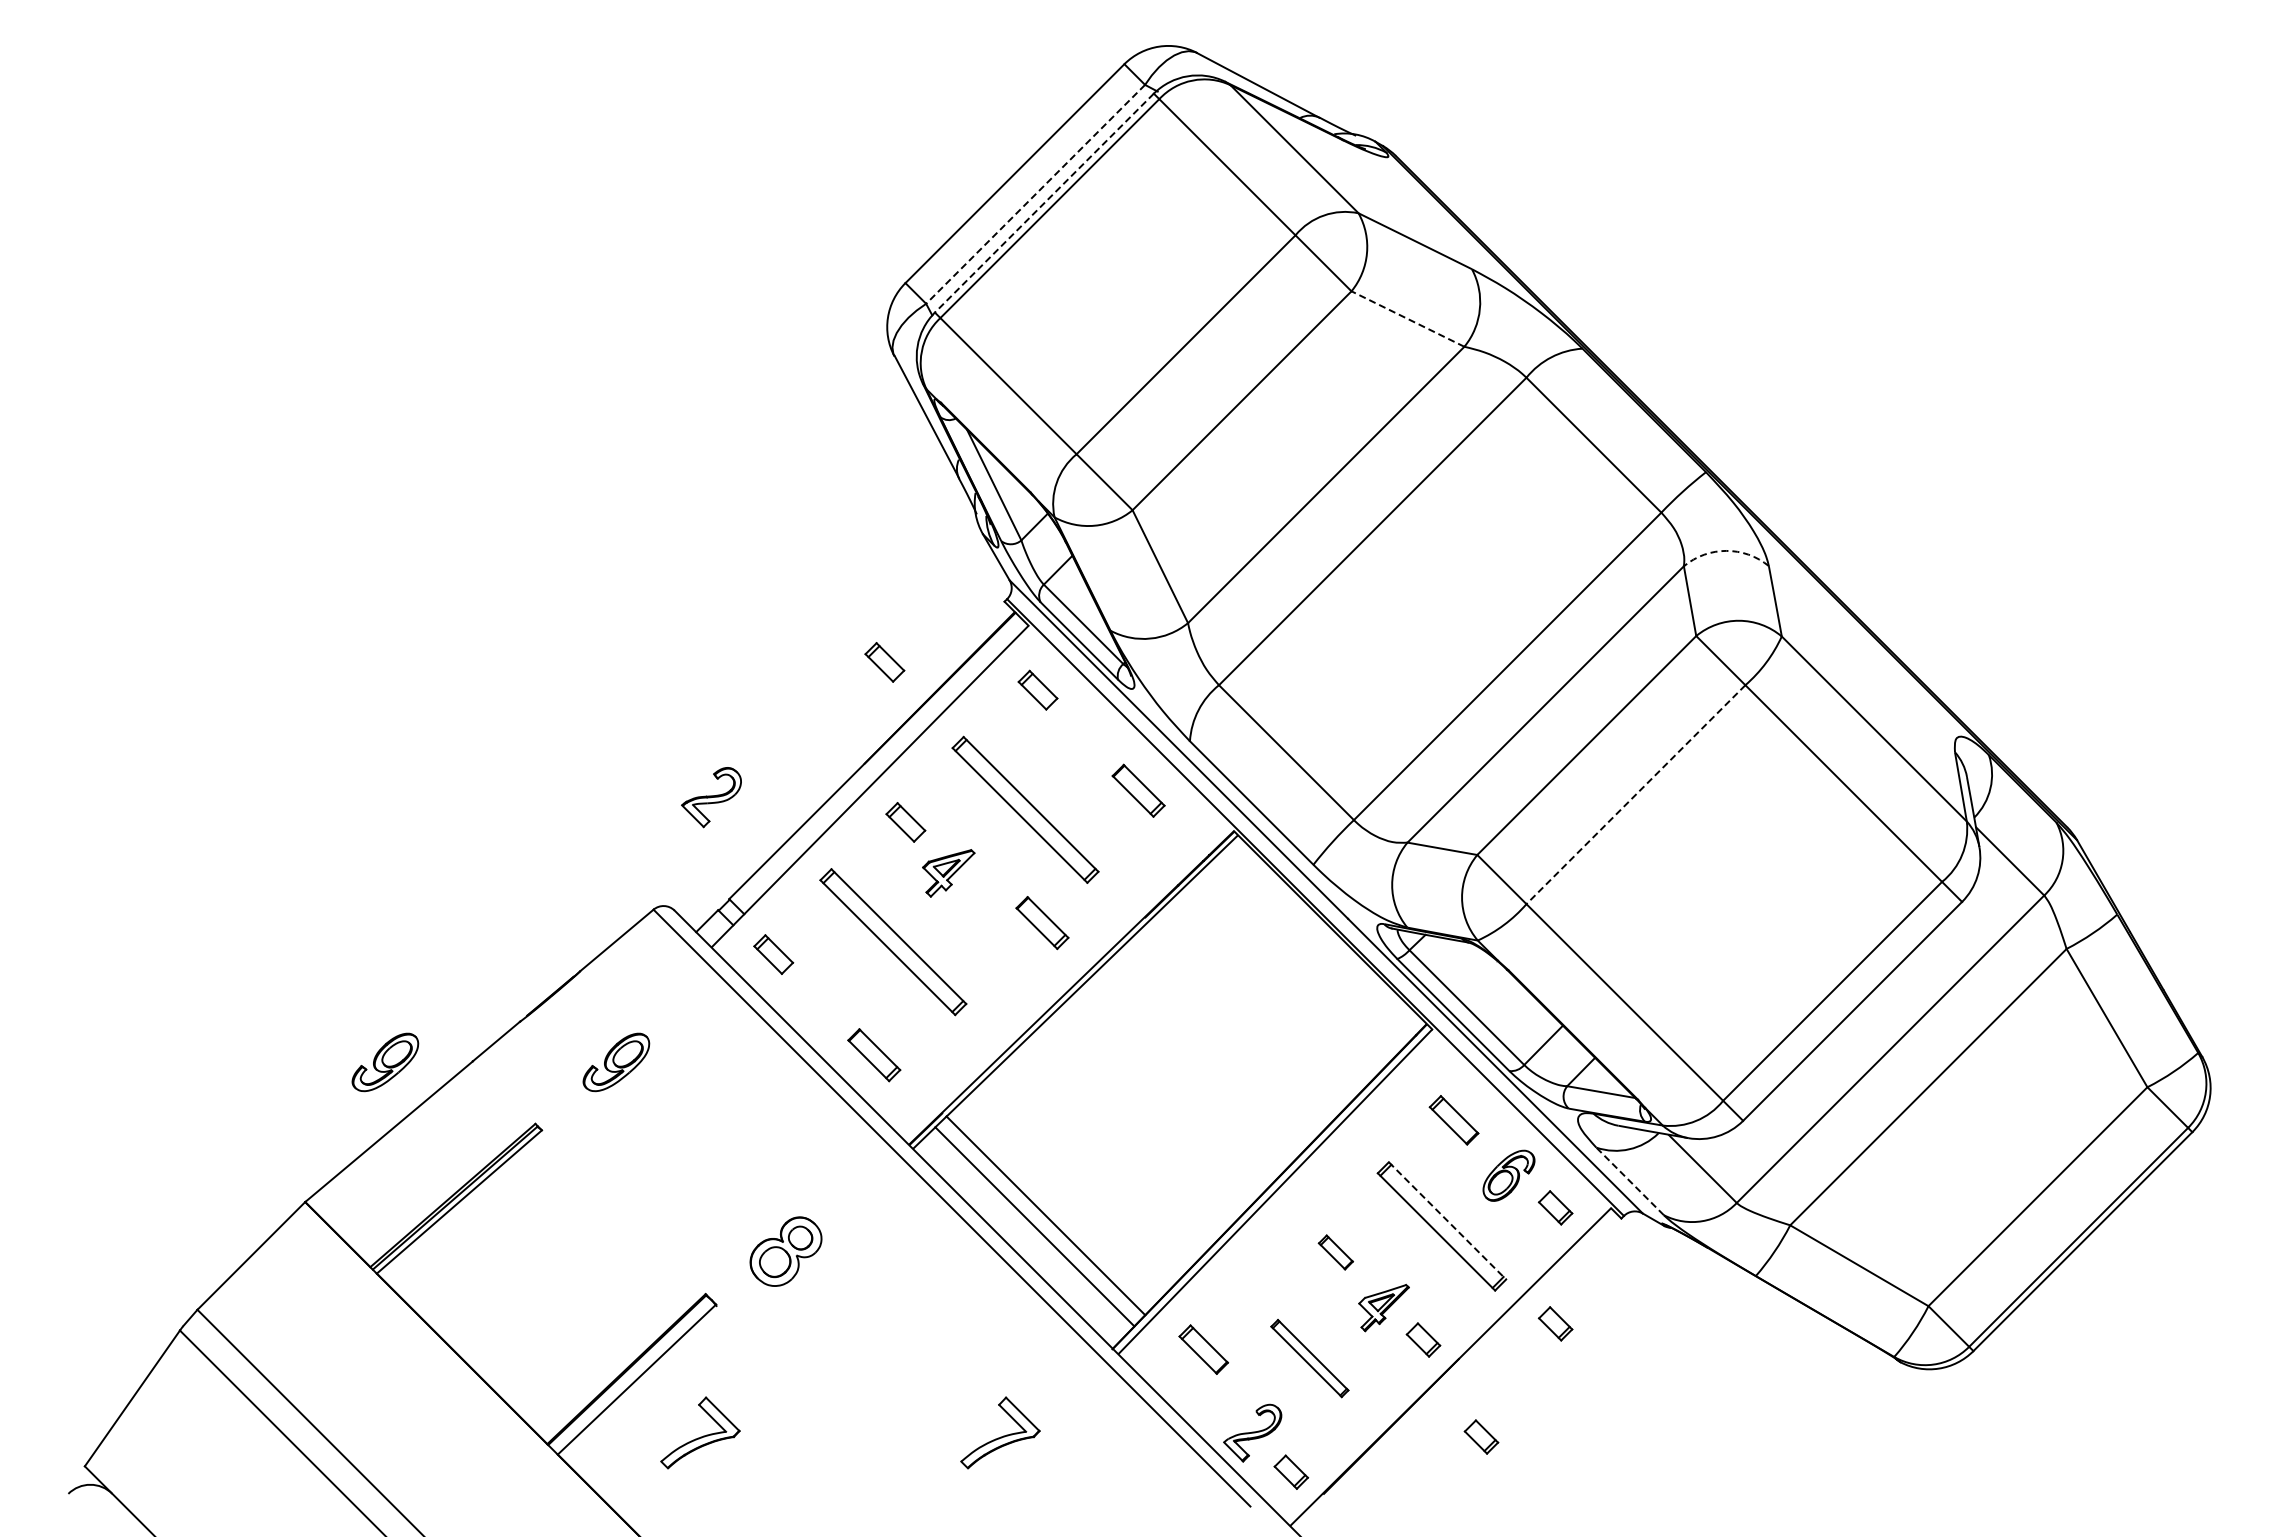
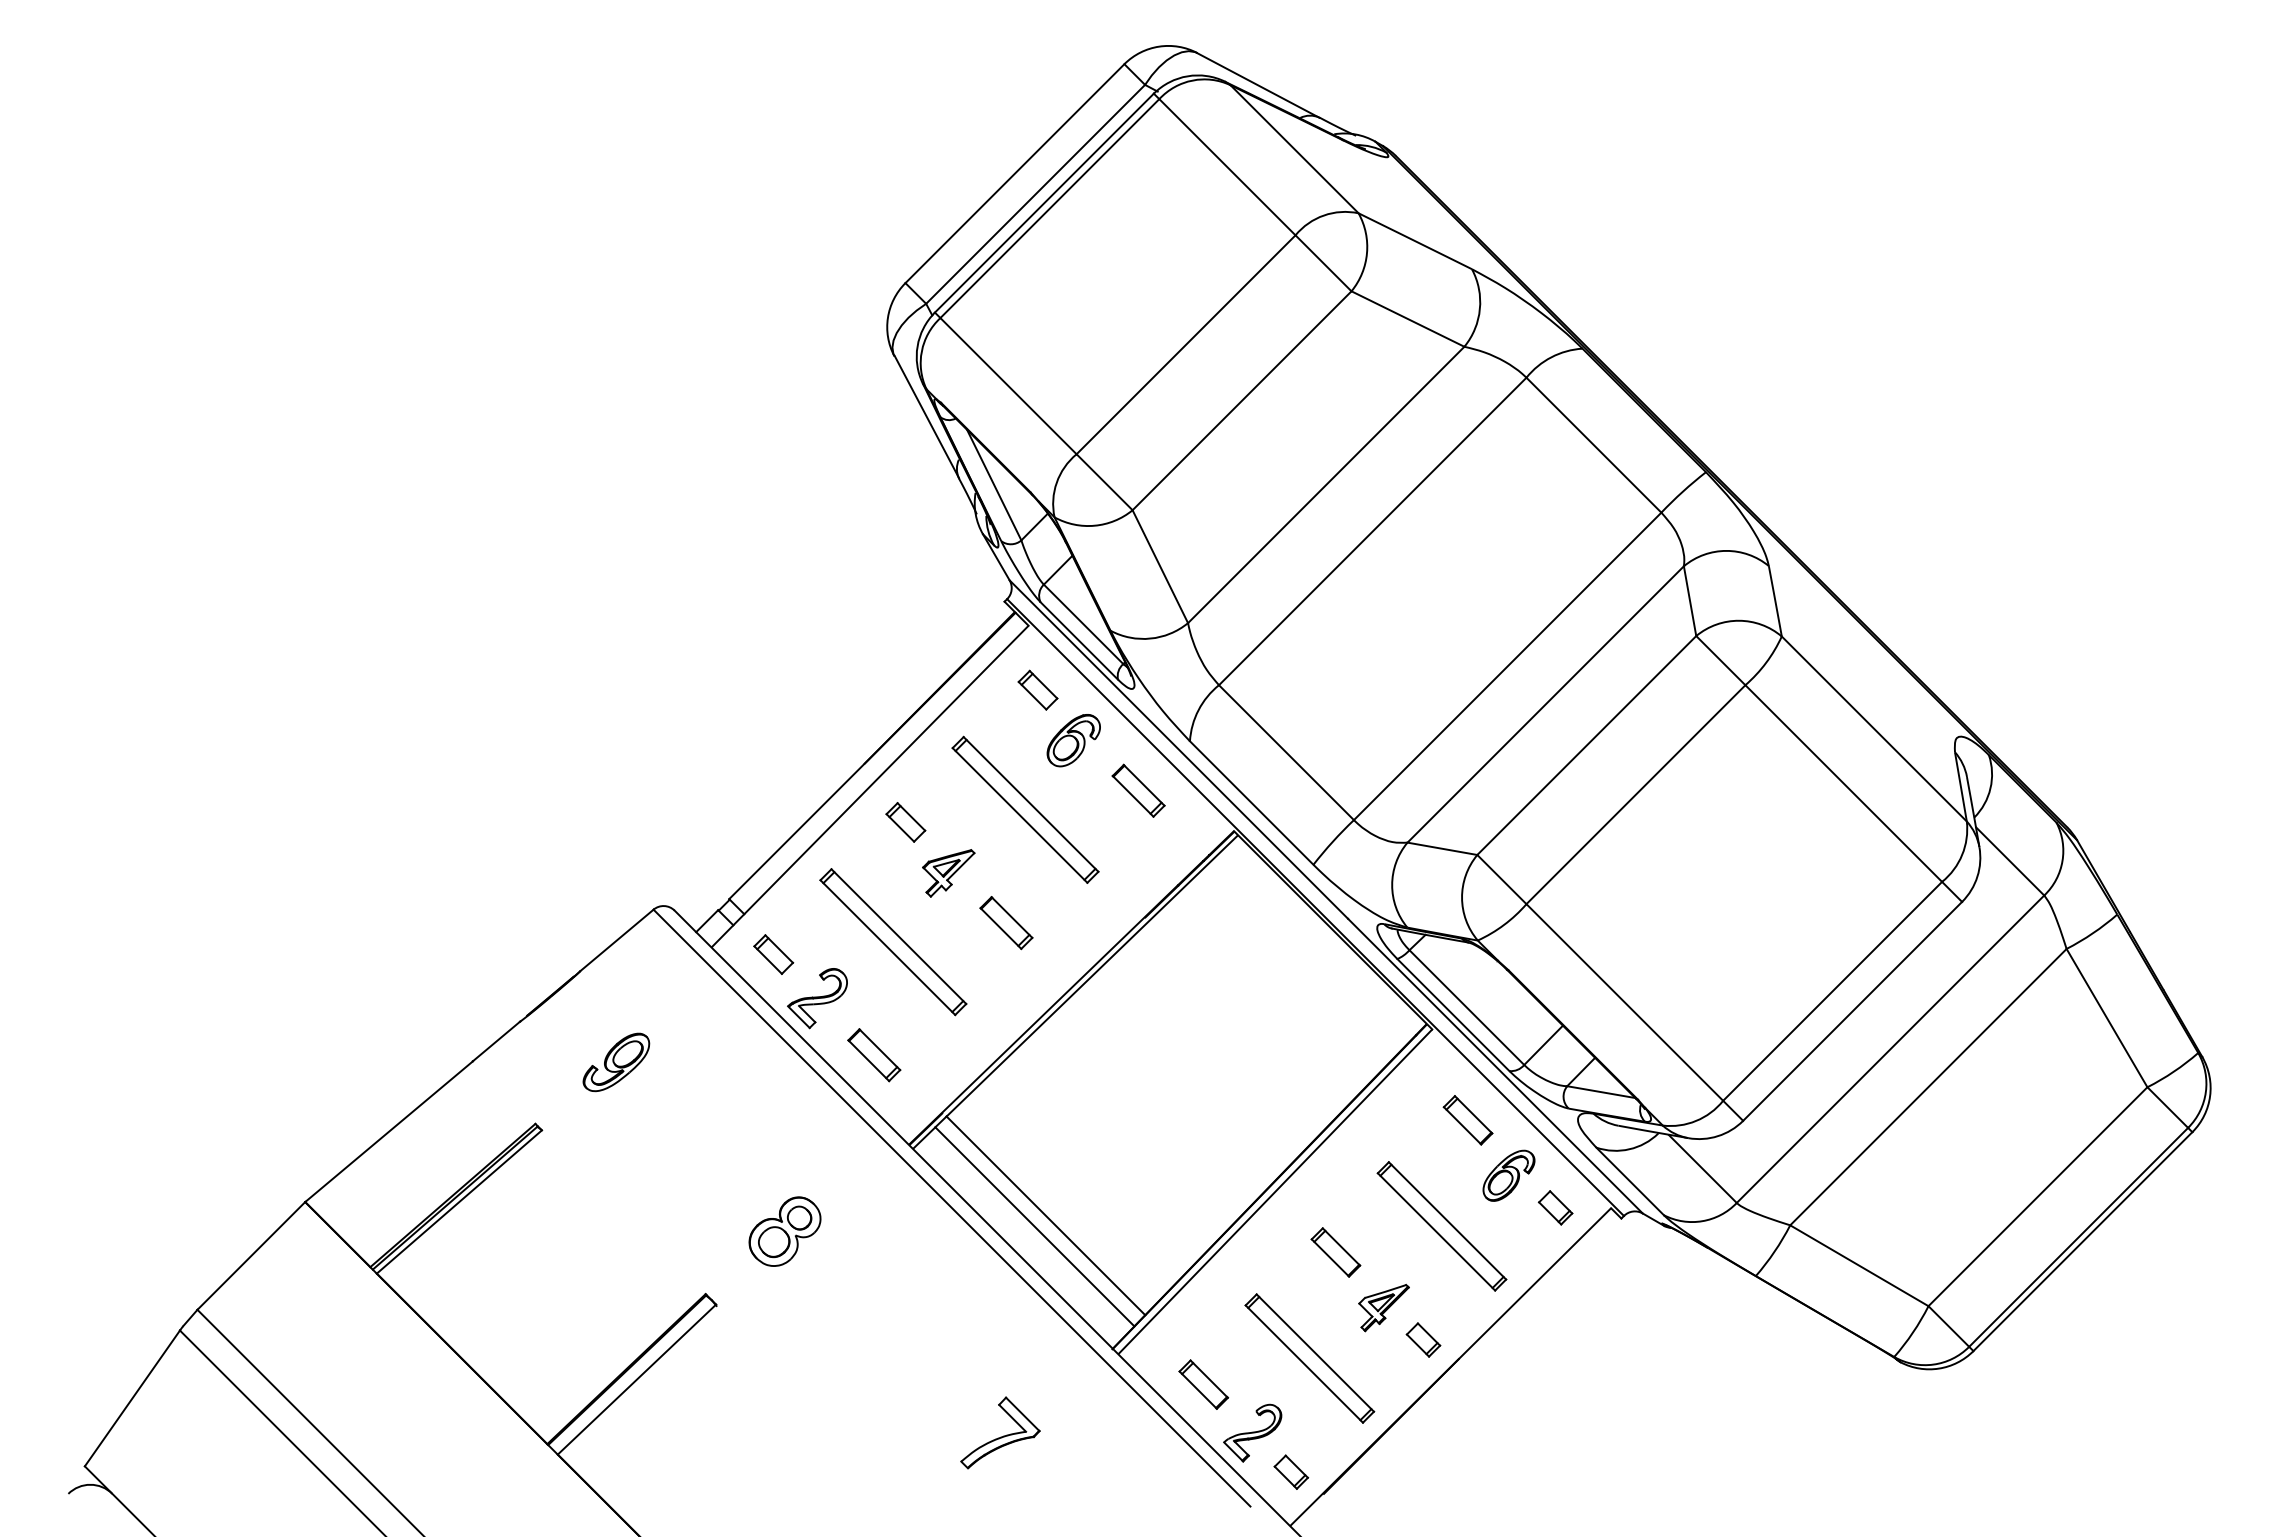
line: dashed -> solid (1035, 194)
line: dashed -> solid (1044, 203)
line: dashed -> solid (1407, 319)
arc: dashed -> solid (1726, 550)
part: present -> none (884, 662)
part: none -> present (1073, 740)
line: dashed -> solid (1635, 794)
part position: (711, 797) -> (817, 998) (817, 998)
part position: (1042, 923) -> (1006, 923) (1006, 923)
part: present -> none (385, 1062)
part position: (1453, 1120) -> (1467, 1120) (1467, 1120)
line: dashed -> solid (1630, 1181)
line: dashed -> solid (1447, 1220)
part position: (785, 1251) -> (784, 1231) (784, 1231)
part size: 37x37 px -> 52x51 px (1335, 1252)
part: present -> none (1555, 1323)
part position: (1203, 1349) -> (1203, 1384) (1203, 1384)
part size: 80x80 px -> 132x131 px (1309, 1358)
part: present -> none (700, 1432)
part: present -> none (1481, 1436)
